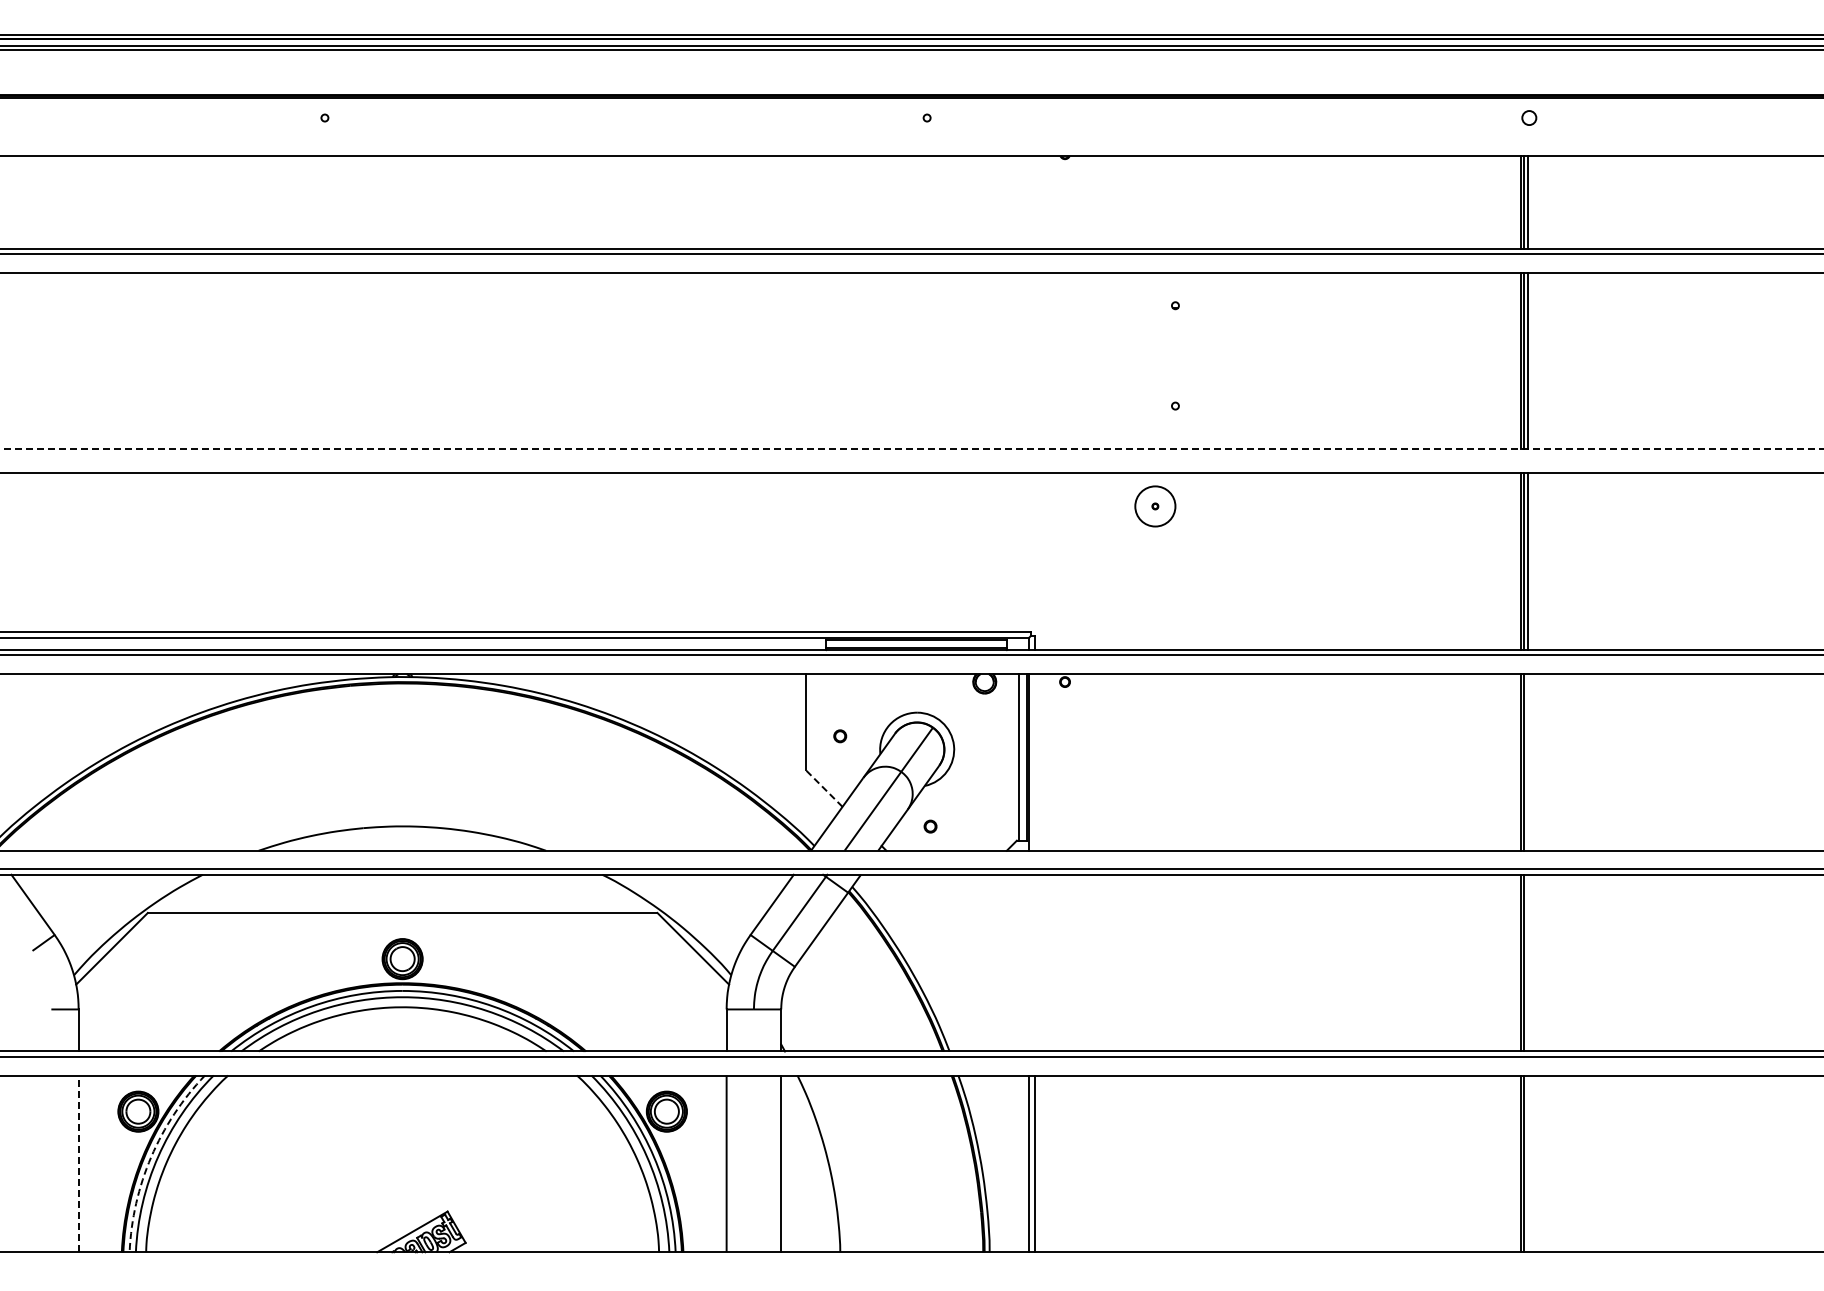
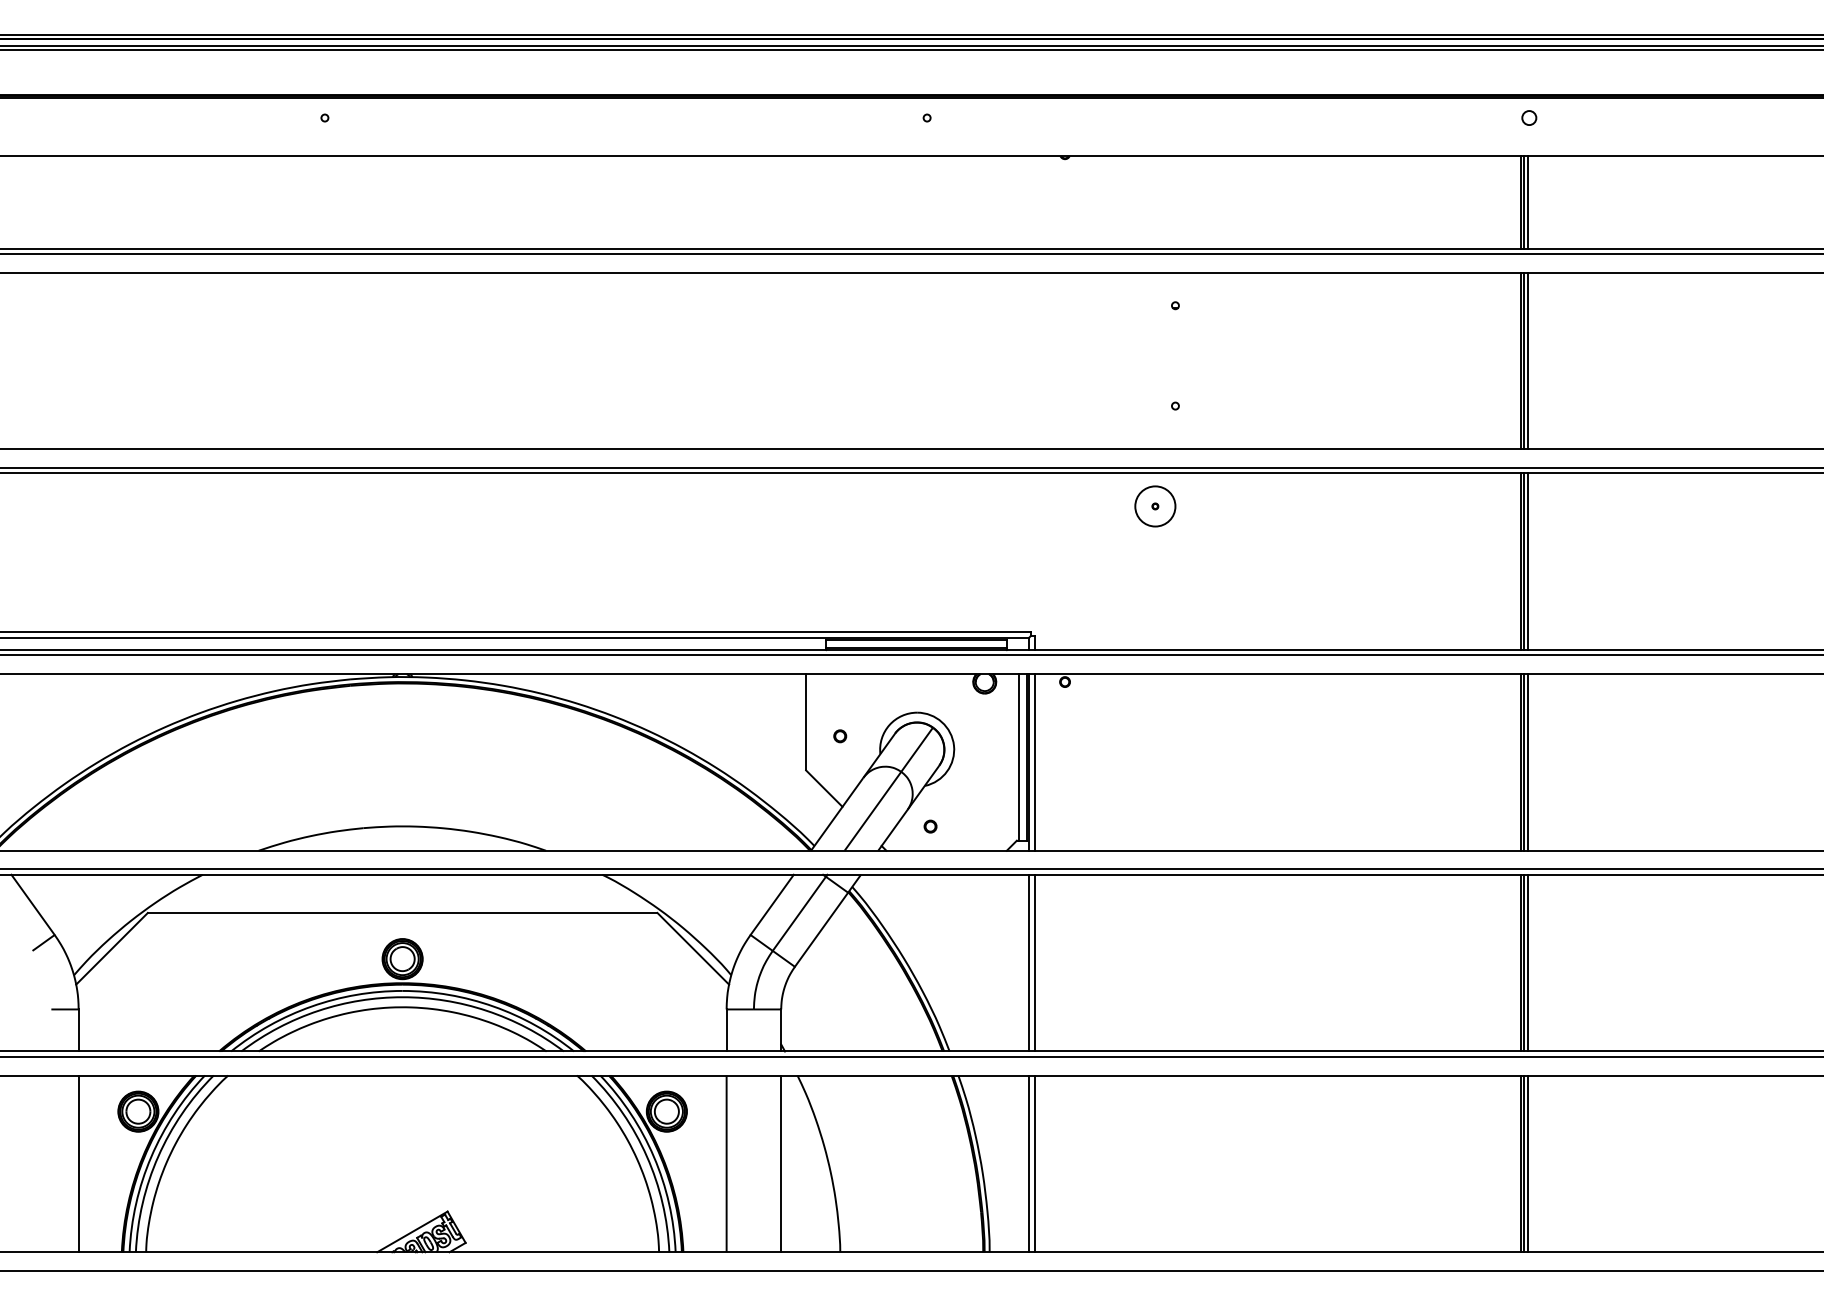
line: dashed -> solid (911, 449)
line: none -> present (911, 468)
line: none -> present (1034, 762)
line: none -> present (1527, 762)
line: dashed -> solid (824, 788)
line: none -> present (1028, 962)
line: none -> present (1034, 962)
line: none -> present (1527, 962)
arc: dashed -> solid (151, 1157)
line: dashed -> solid (78, 1163)
line: none -> present (1527, 1163)
line: none -> present (911, 1270)
